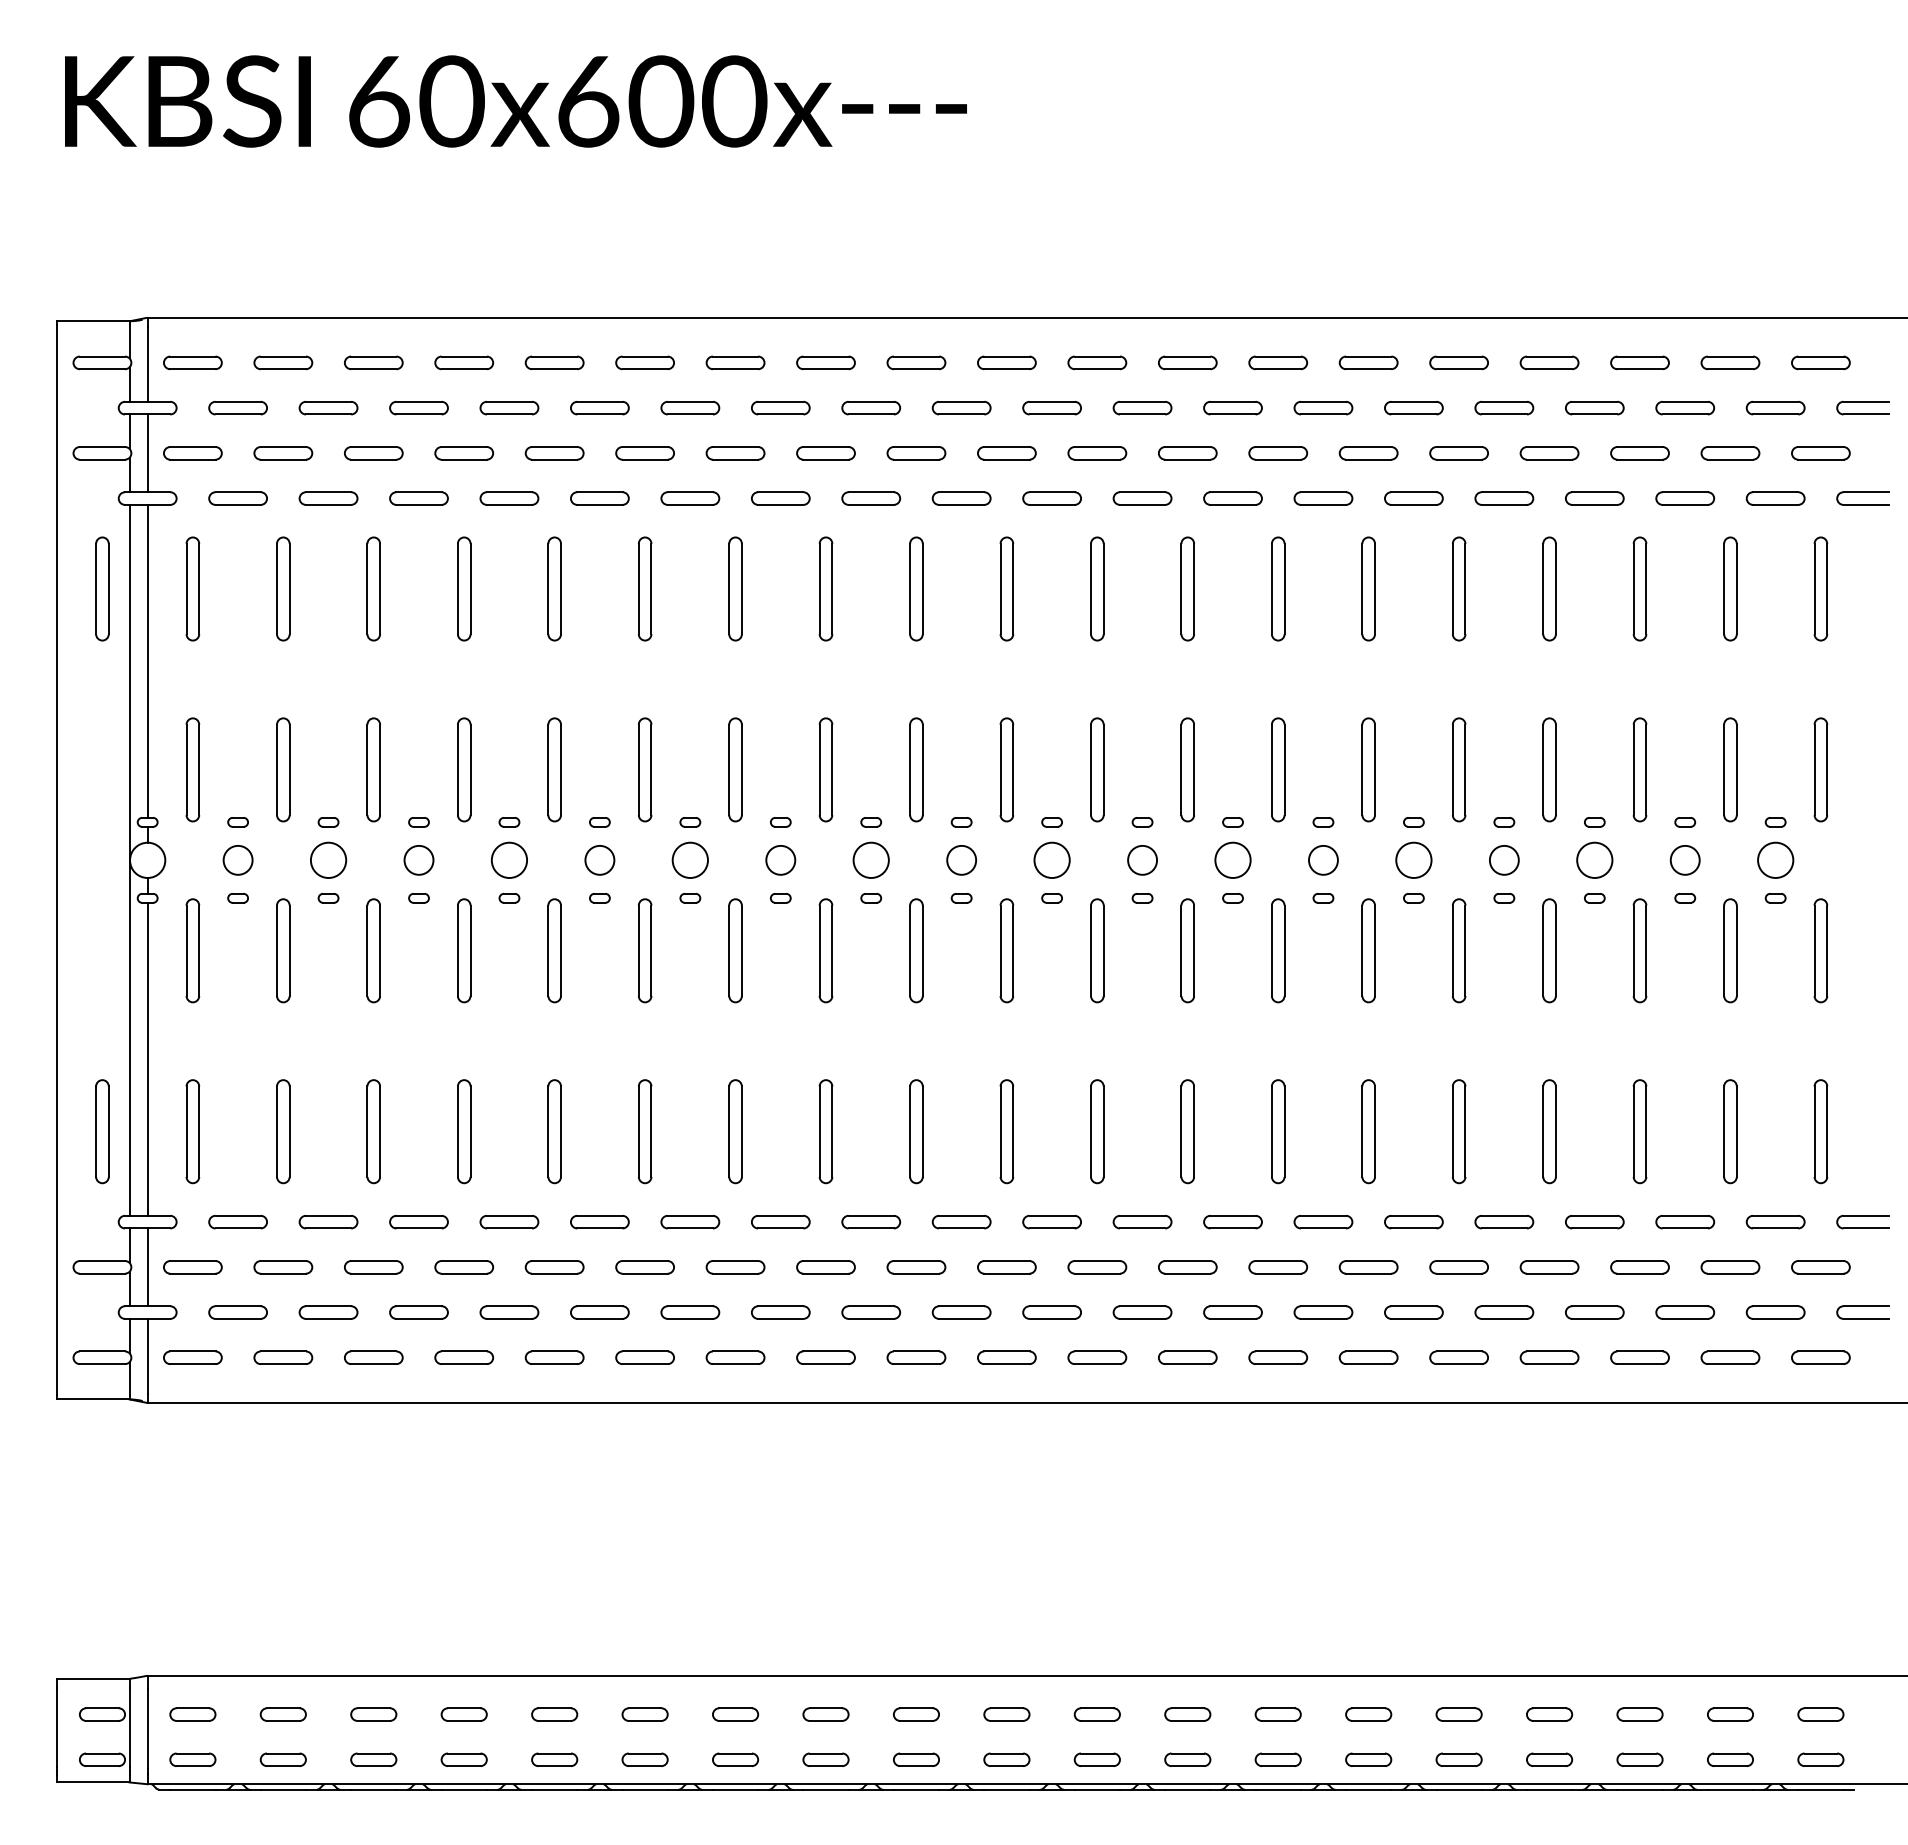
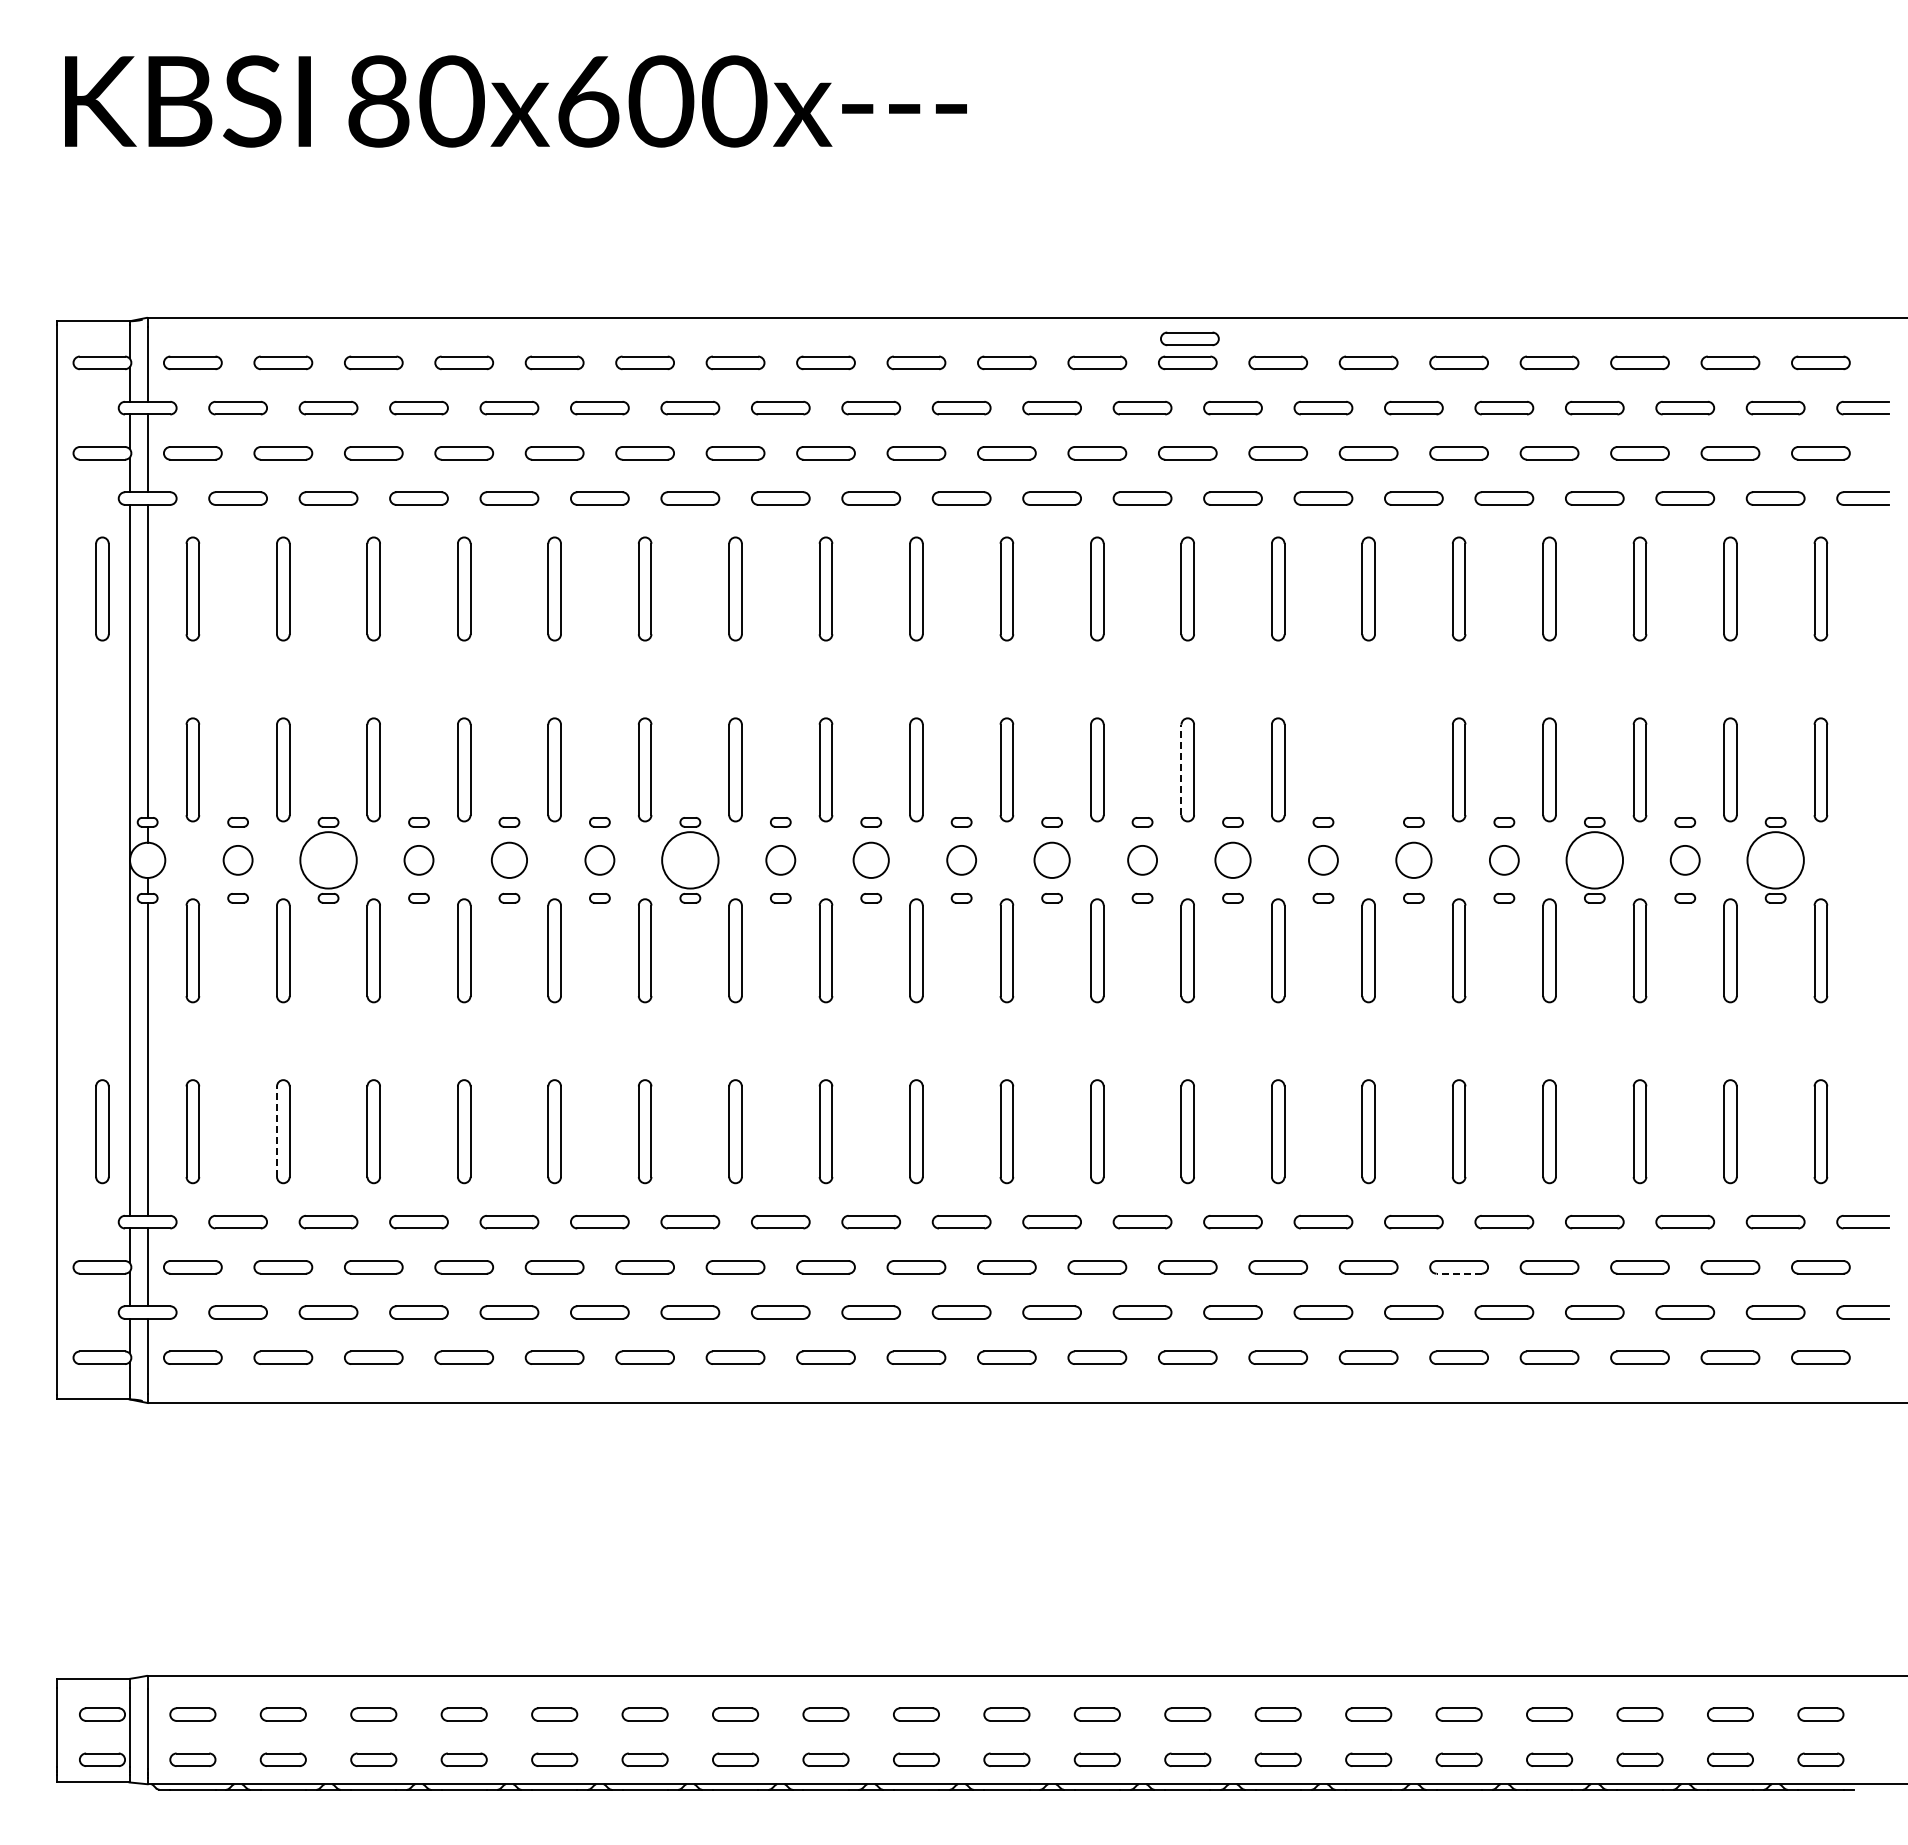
text: 60x600x--- -> 80x600x--- (379, 101)
part: none -> present (1189, 338)
line: solid -> dashed (1181, 769)
part: present -> none (1368, 769)
circle diameter: 35 px -> 56 px (328, 860)
circle diameter: 35 px -> 56 px (690, 860)
circle diameter: 35 px -> 56 px (1594, 860)
circle diameter: 35 px -> 56 px (1775, 860)
line: solid -> dashed (277, 1131)
line: solid -> dashed (1459, 1273)
